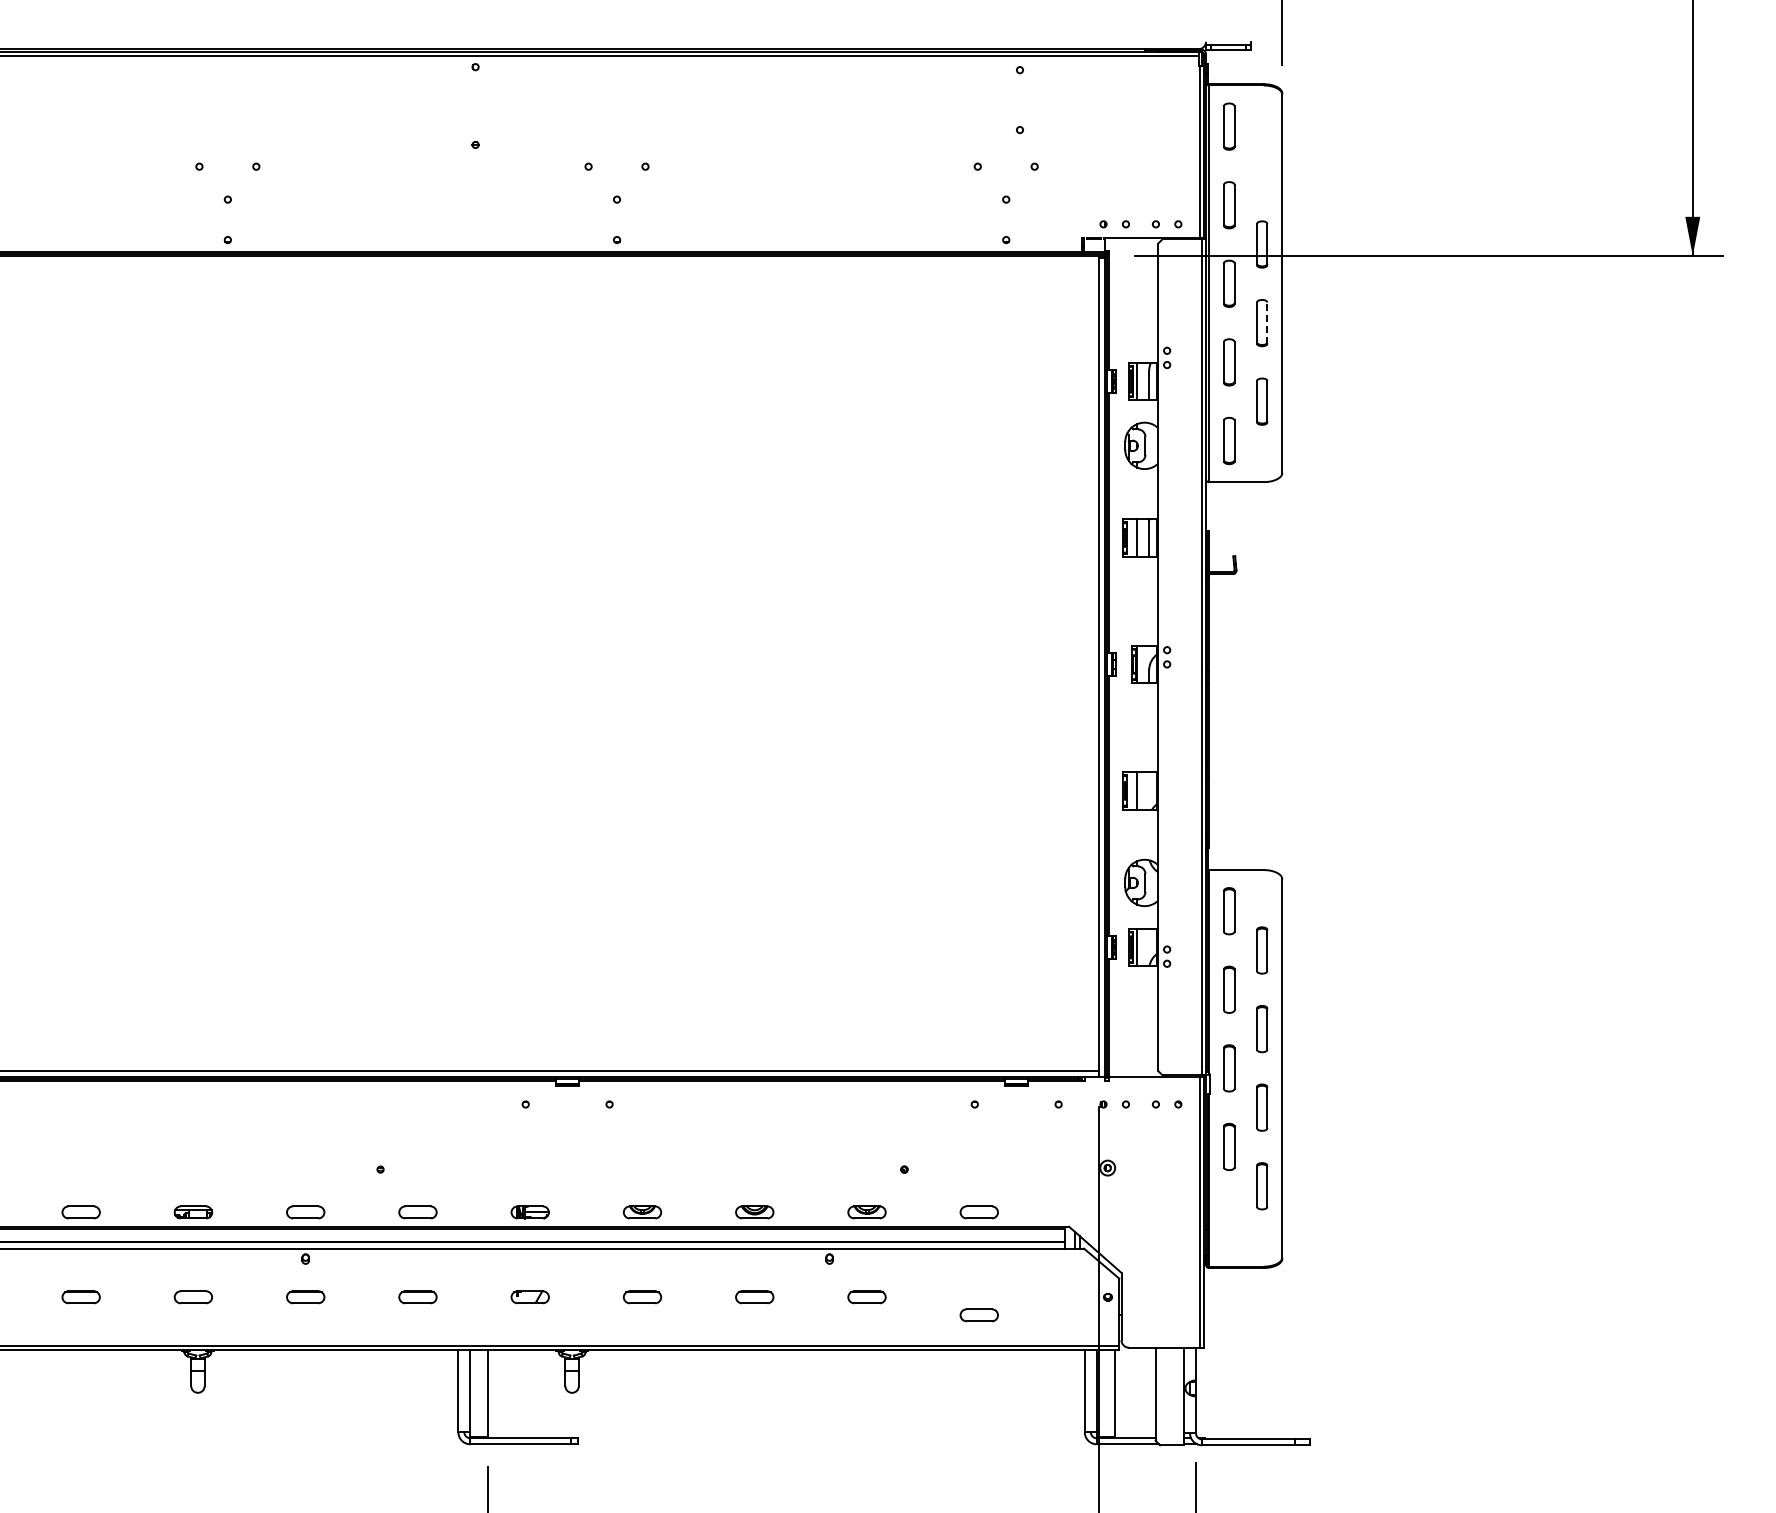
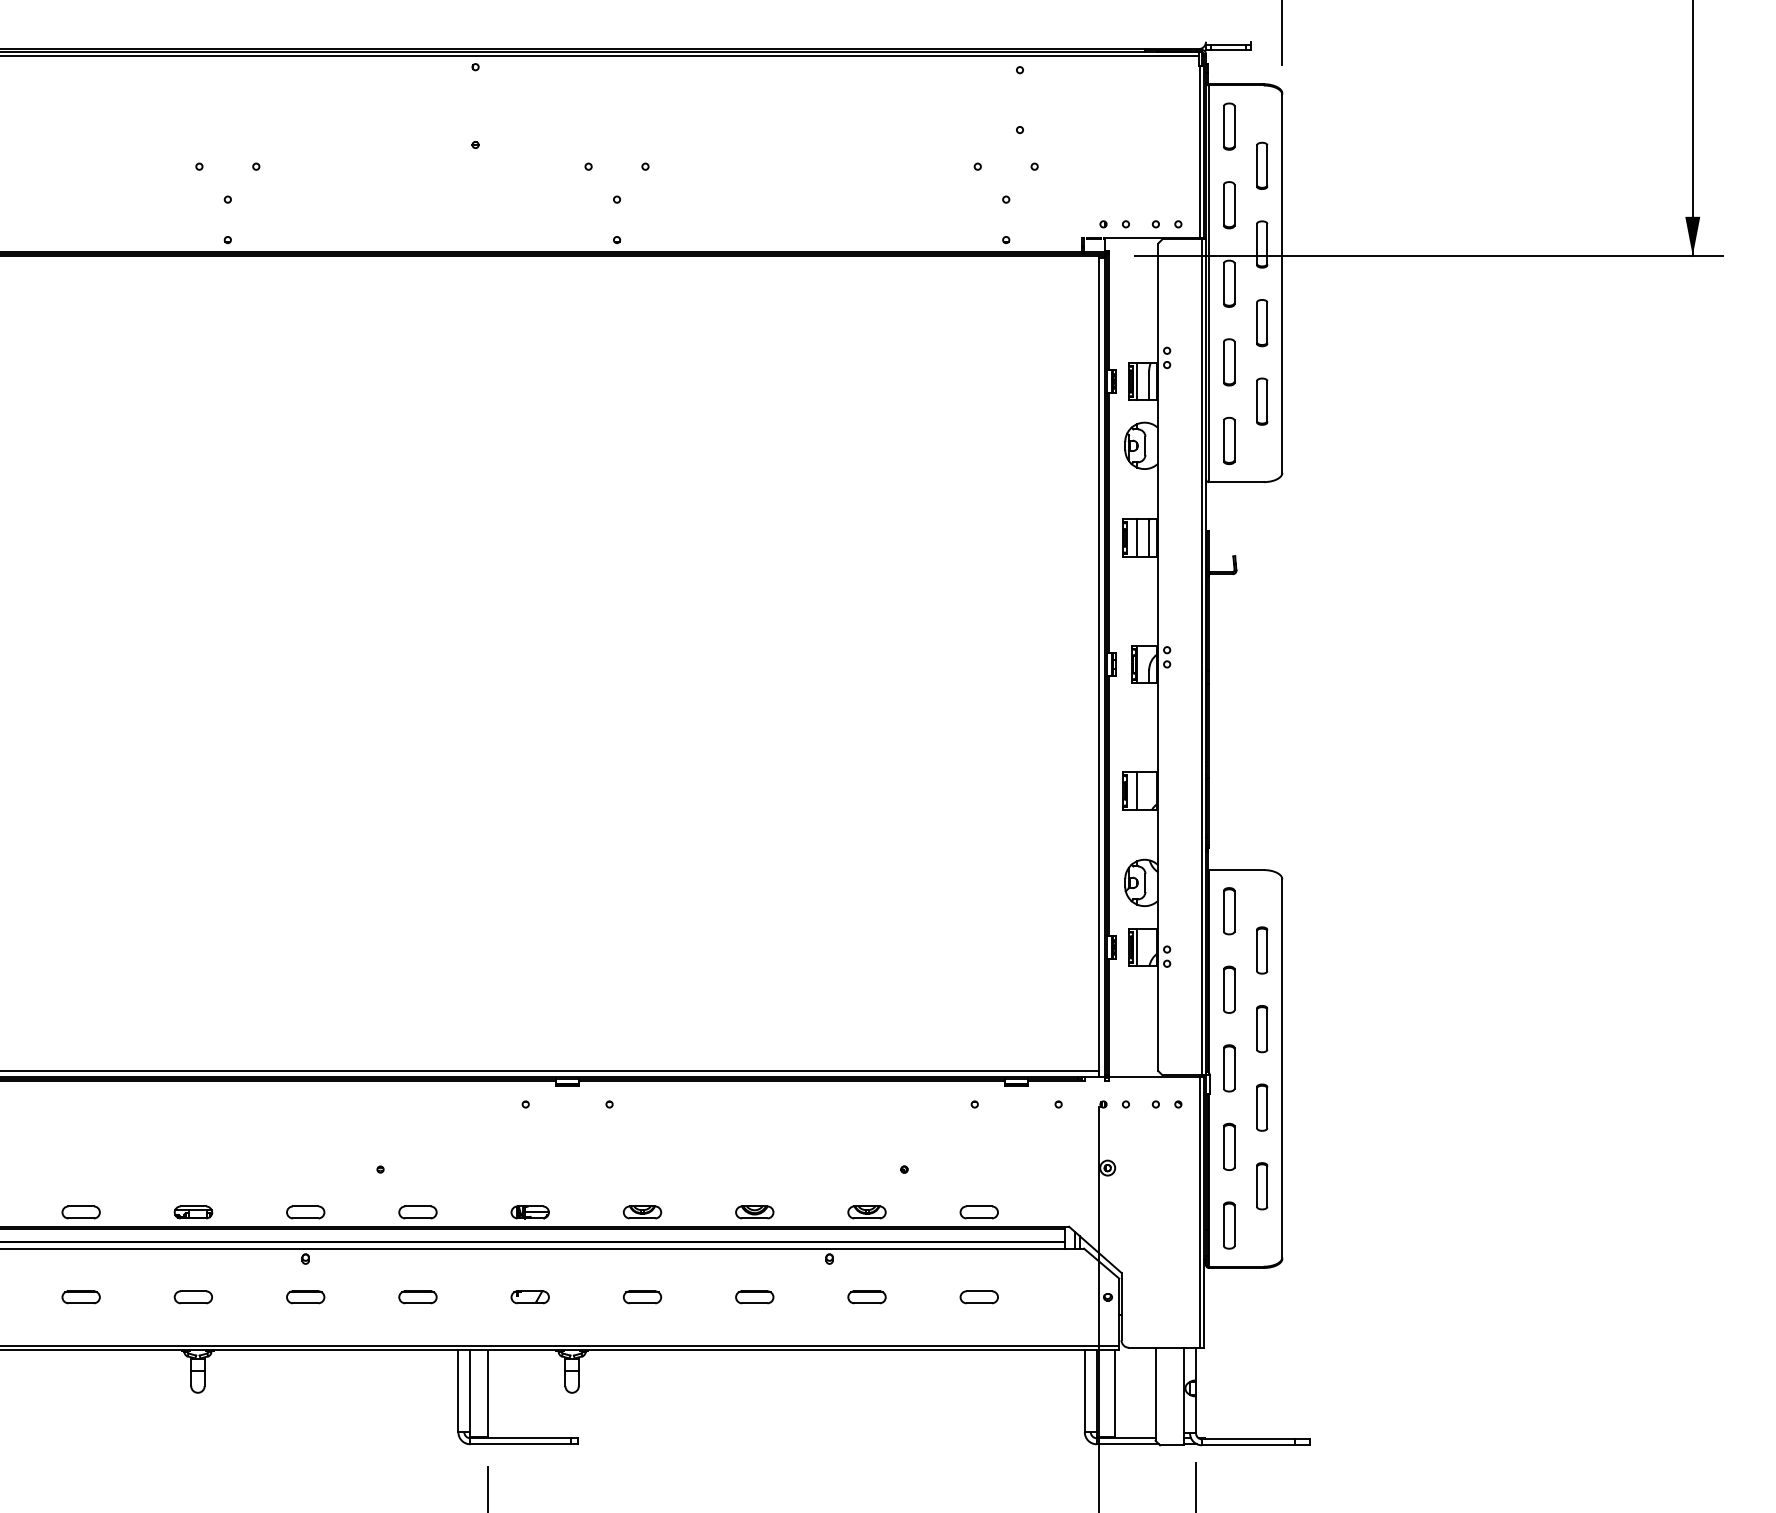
part: none -> present (1262, 165)
line: dashed -> solid (1267, 323)
part: none -> present (1229, 1225)
part position: (978, 1315) -> (978, 1297) (978, 1297)
